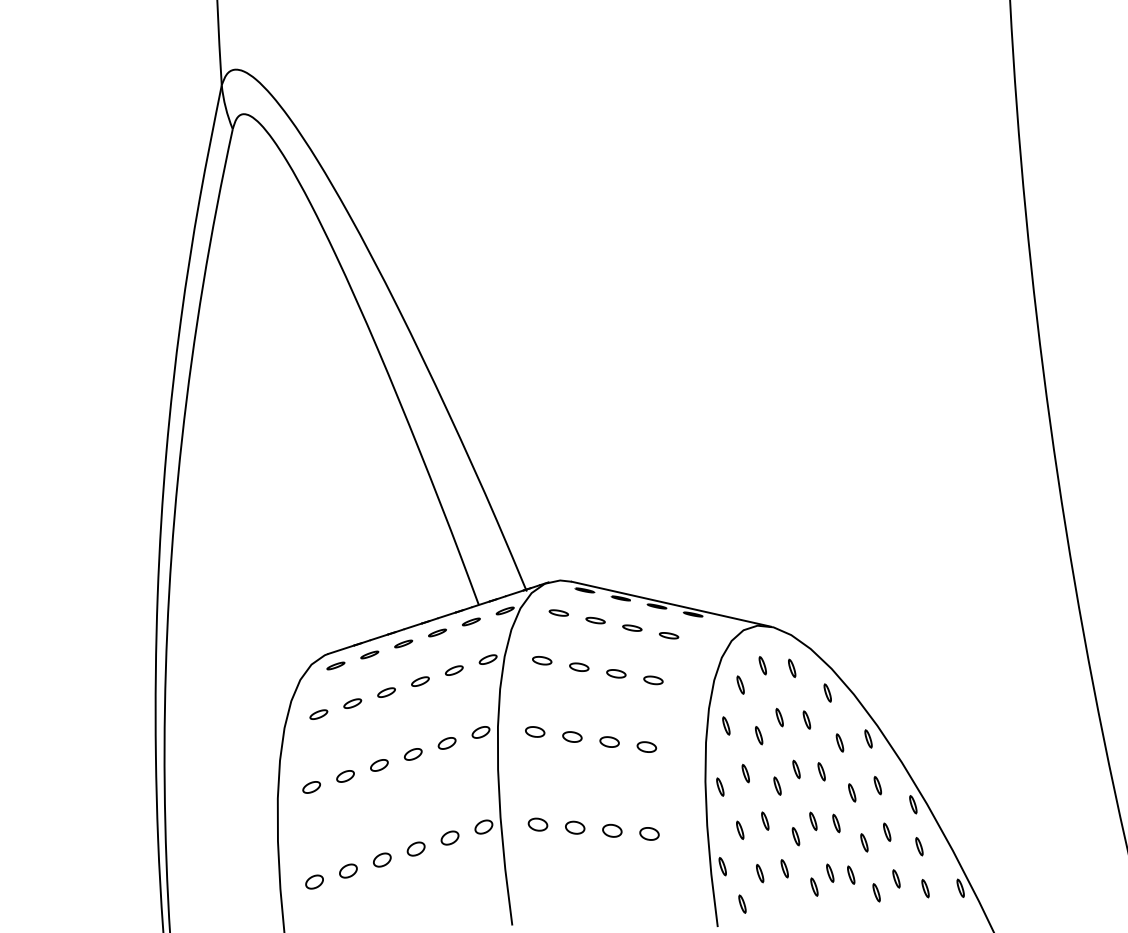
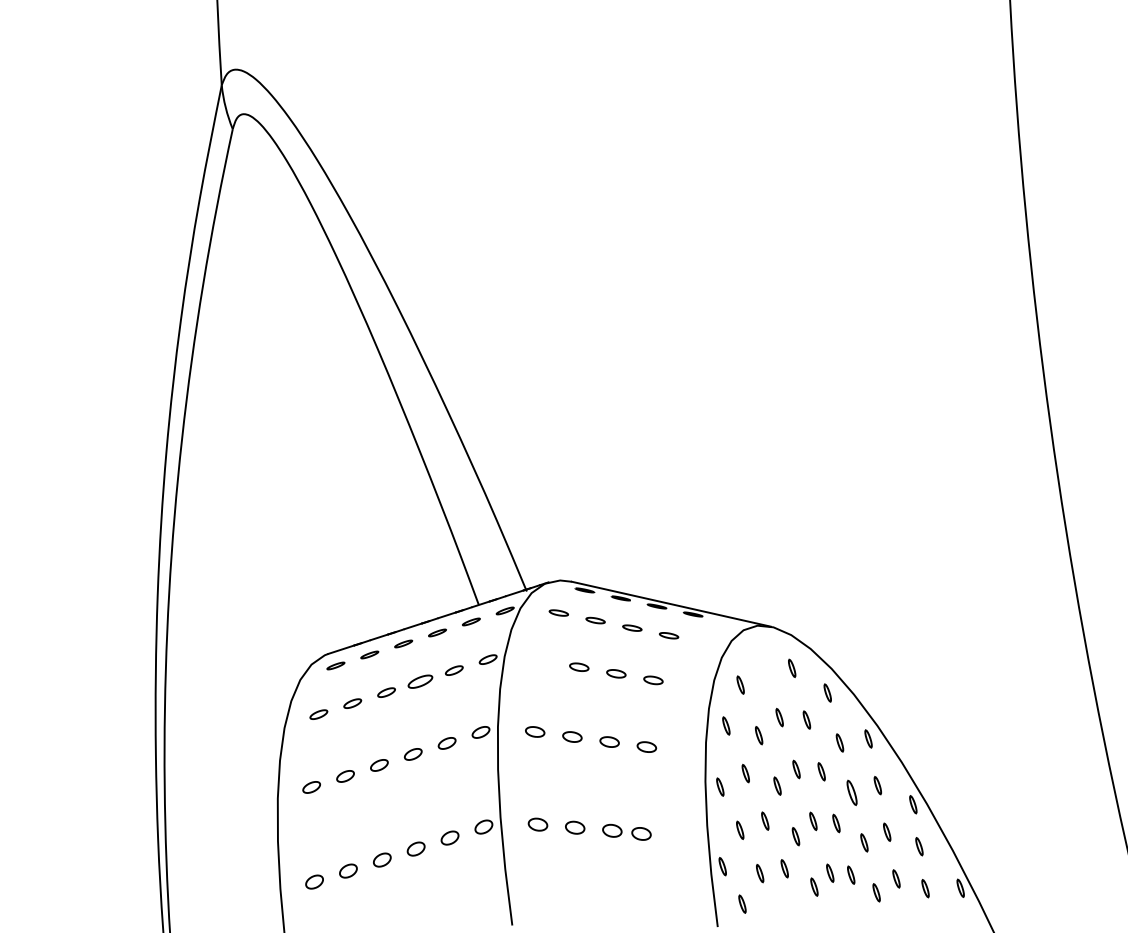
part: present -> none (542, 660)
part: present -> none (762, 665)
part size: 19x11 px -> 27x15 px (420, 681)
part size: 9x20 px -> 12x27 px (851, 792)
part position: (649, 833) -> (641, 833) (641, 833)
